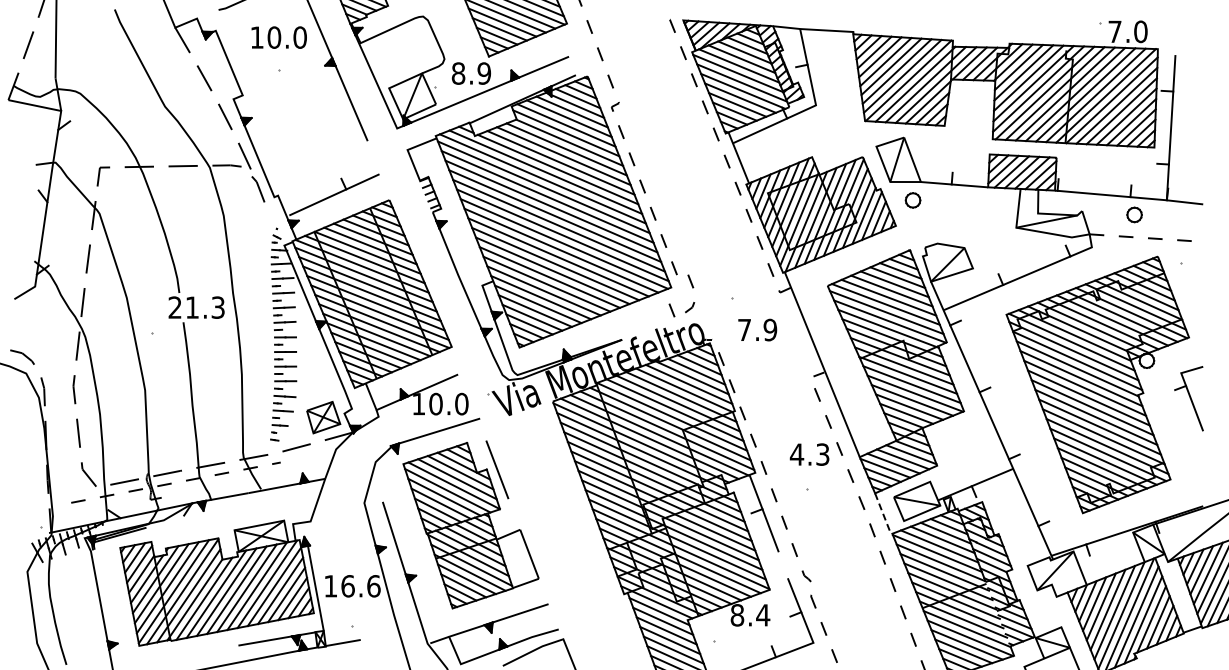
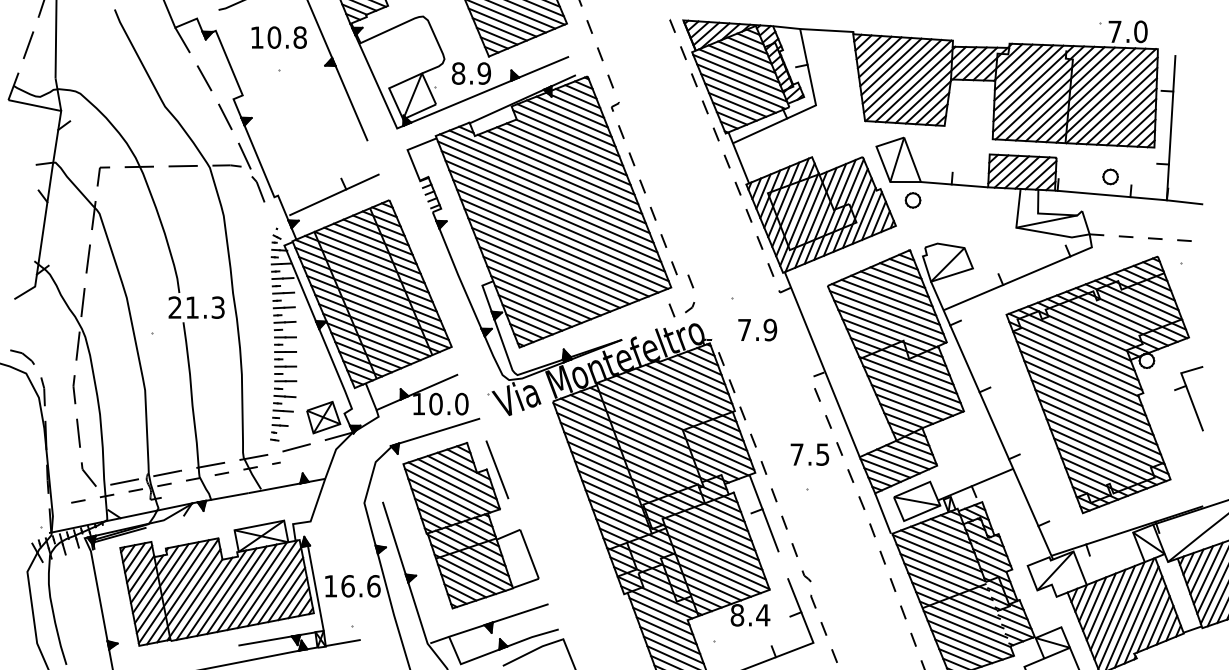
text: 10.0 -> 10.8 (299, 37)
part position: (1134, 214) -> (1110, 176) (1110, 176)
text: 4.3 -> 7.5 (809, 454)
line: dashed -> solid (883, 513)
